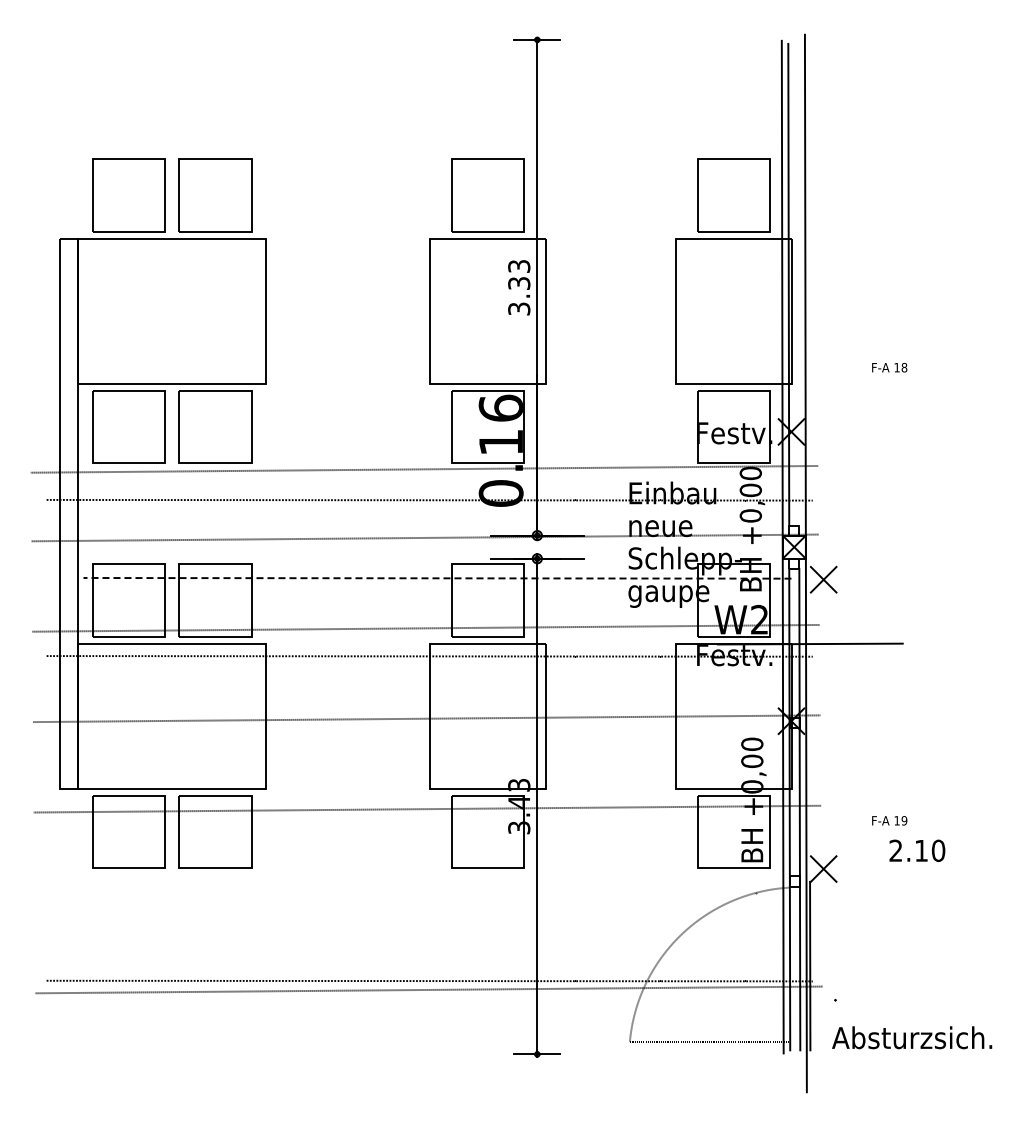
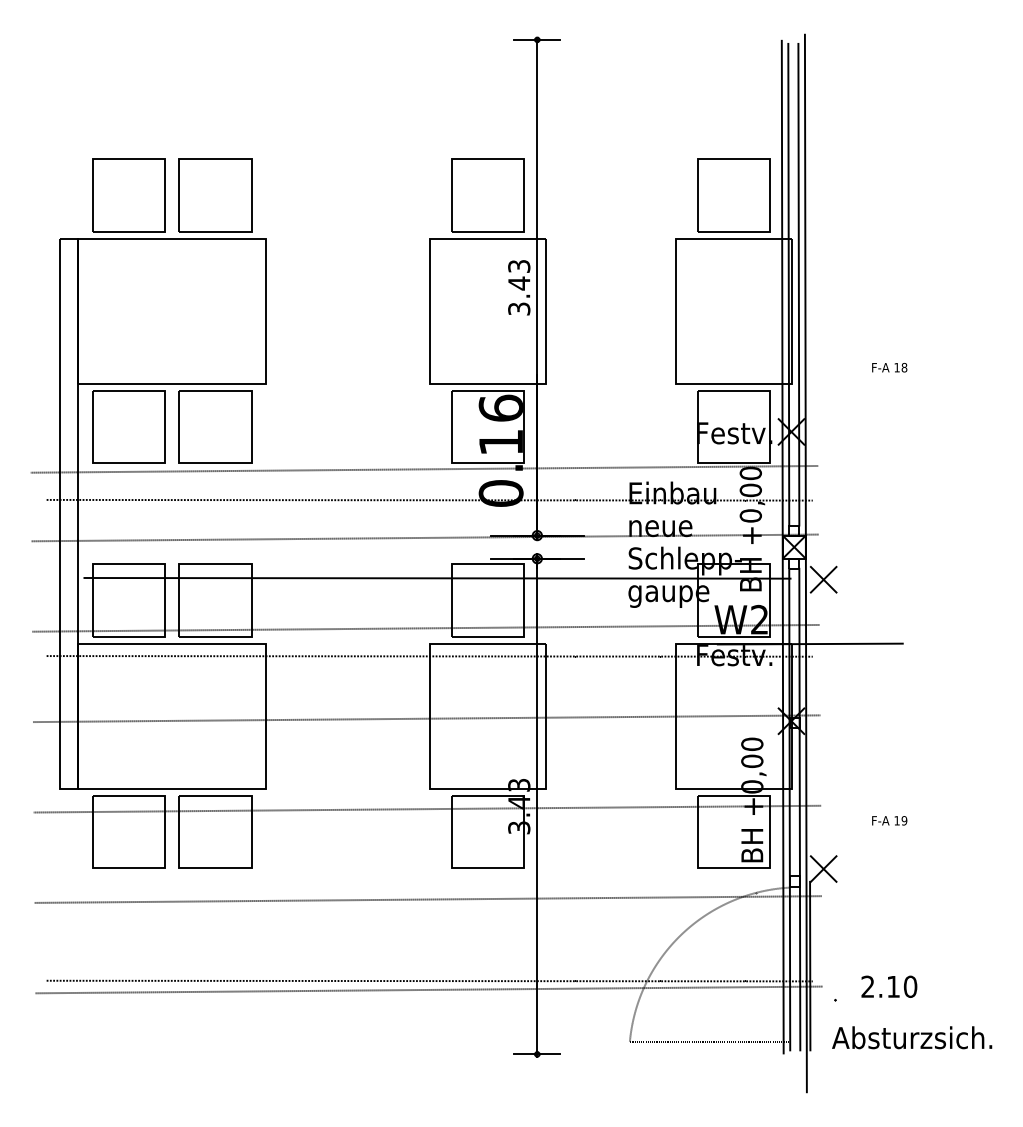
text: 3.33 -> 3.43 (519, 283)
line: none -> present (798, 284)
line: dashed -> solid (437, 578)
text position: (917, 850) -> (889, 986) (889, 986)
line: none -> present (427, 899)
